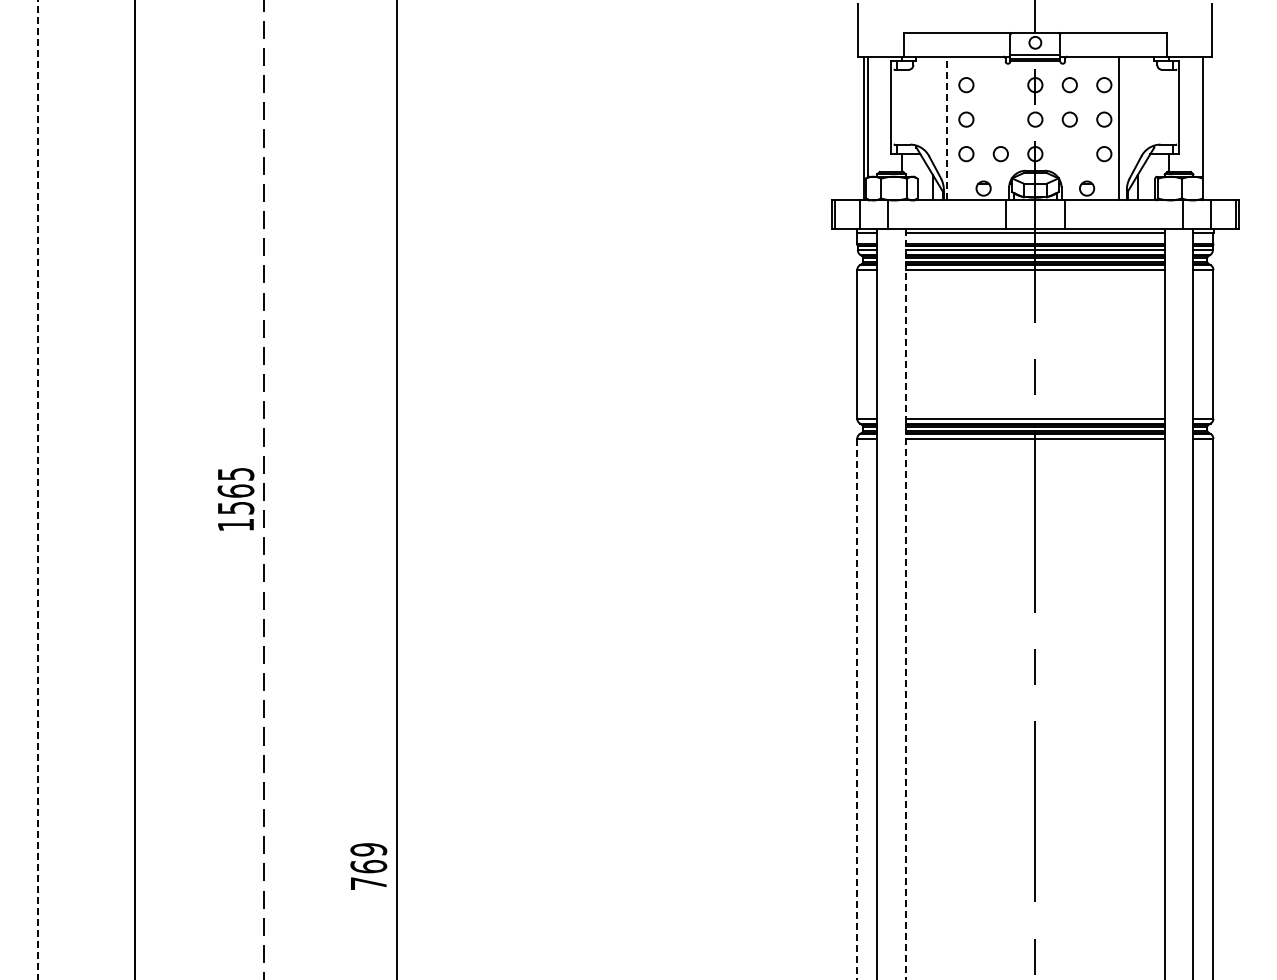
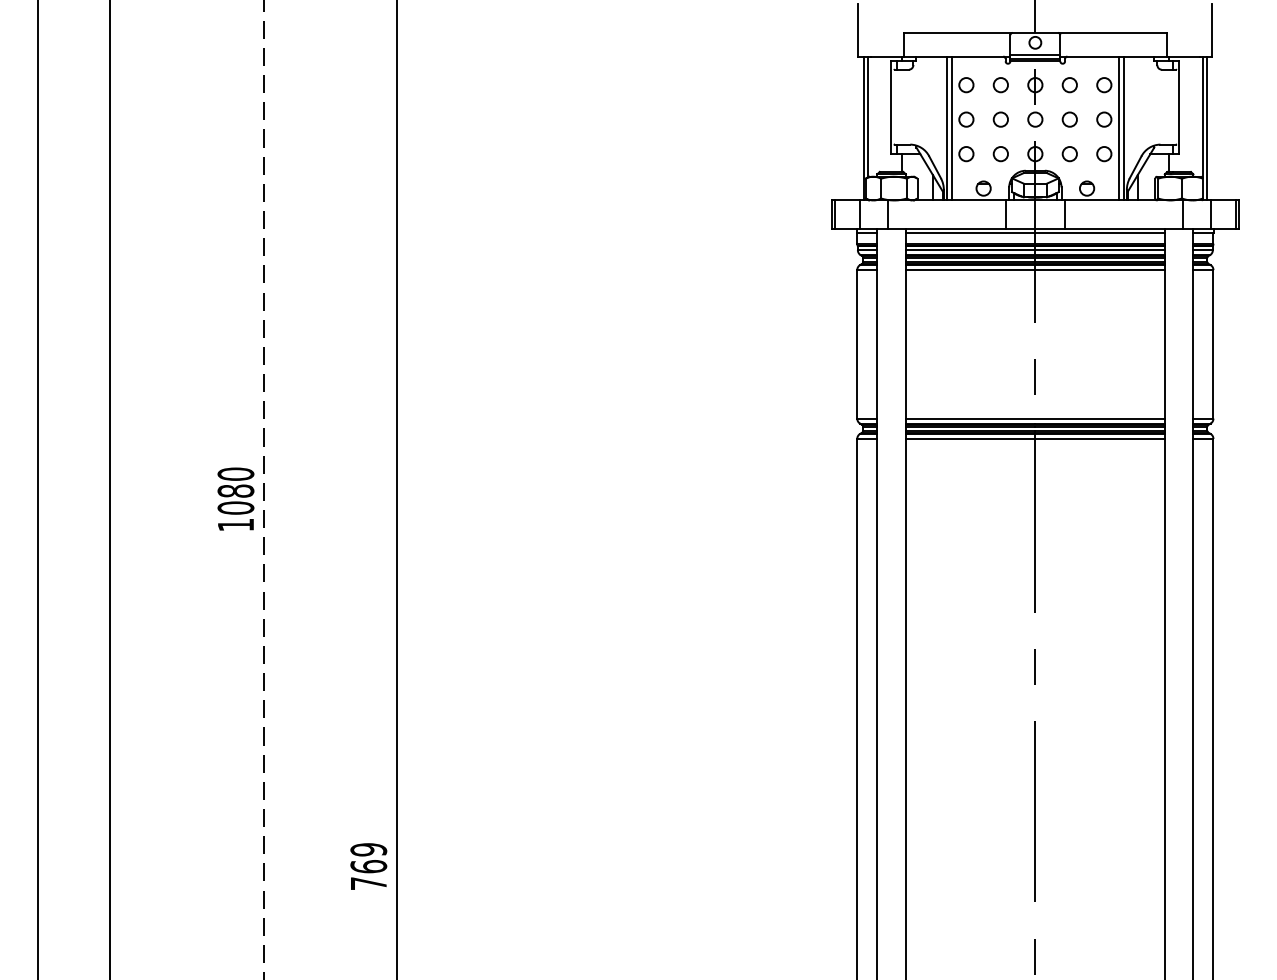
circle: none -> present (1000, 85)
circle: none -> present (1000, 119)
line: dashed -> solid (946, 128)
line: none -> present (952, 128)
line: none -> present (1123, 128)
line: none -> present (1206, 128)
circle: none -> present (1069, 154)
line position: (134, 489) -> (109, 489) (109, 489)
line: dashed -> solid (38, 490)
text: 1565 -> 1080 (235, 490)
line: dashed -> solid (905, 604)
line: dashed -> solid (857, 709)
